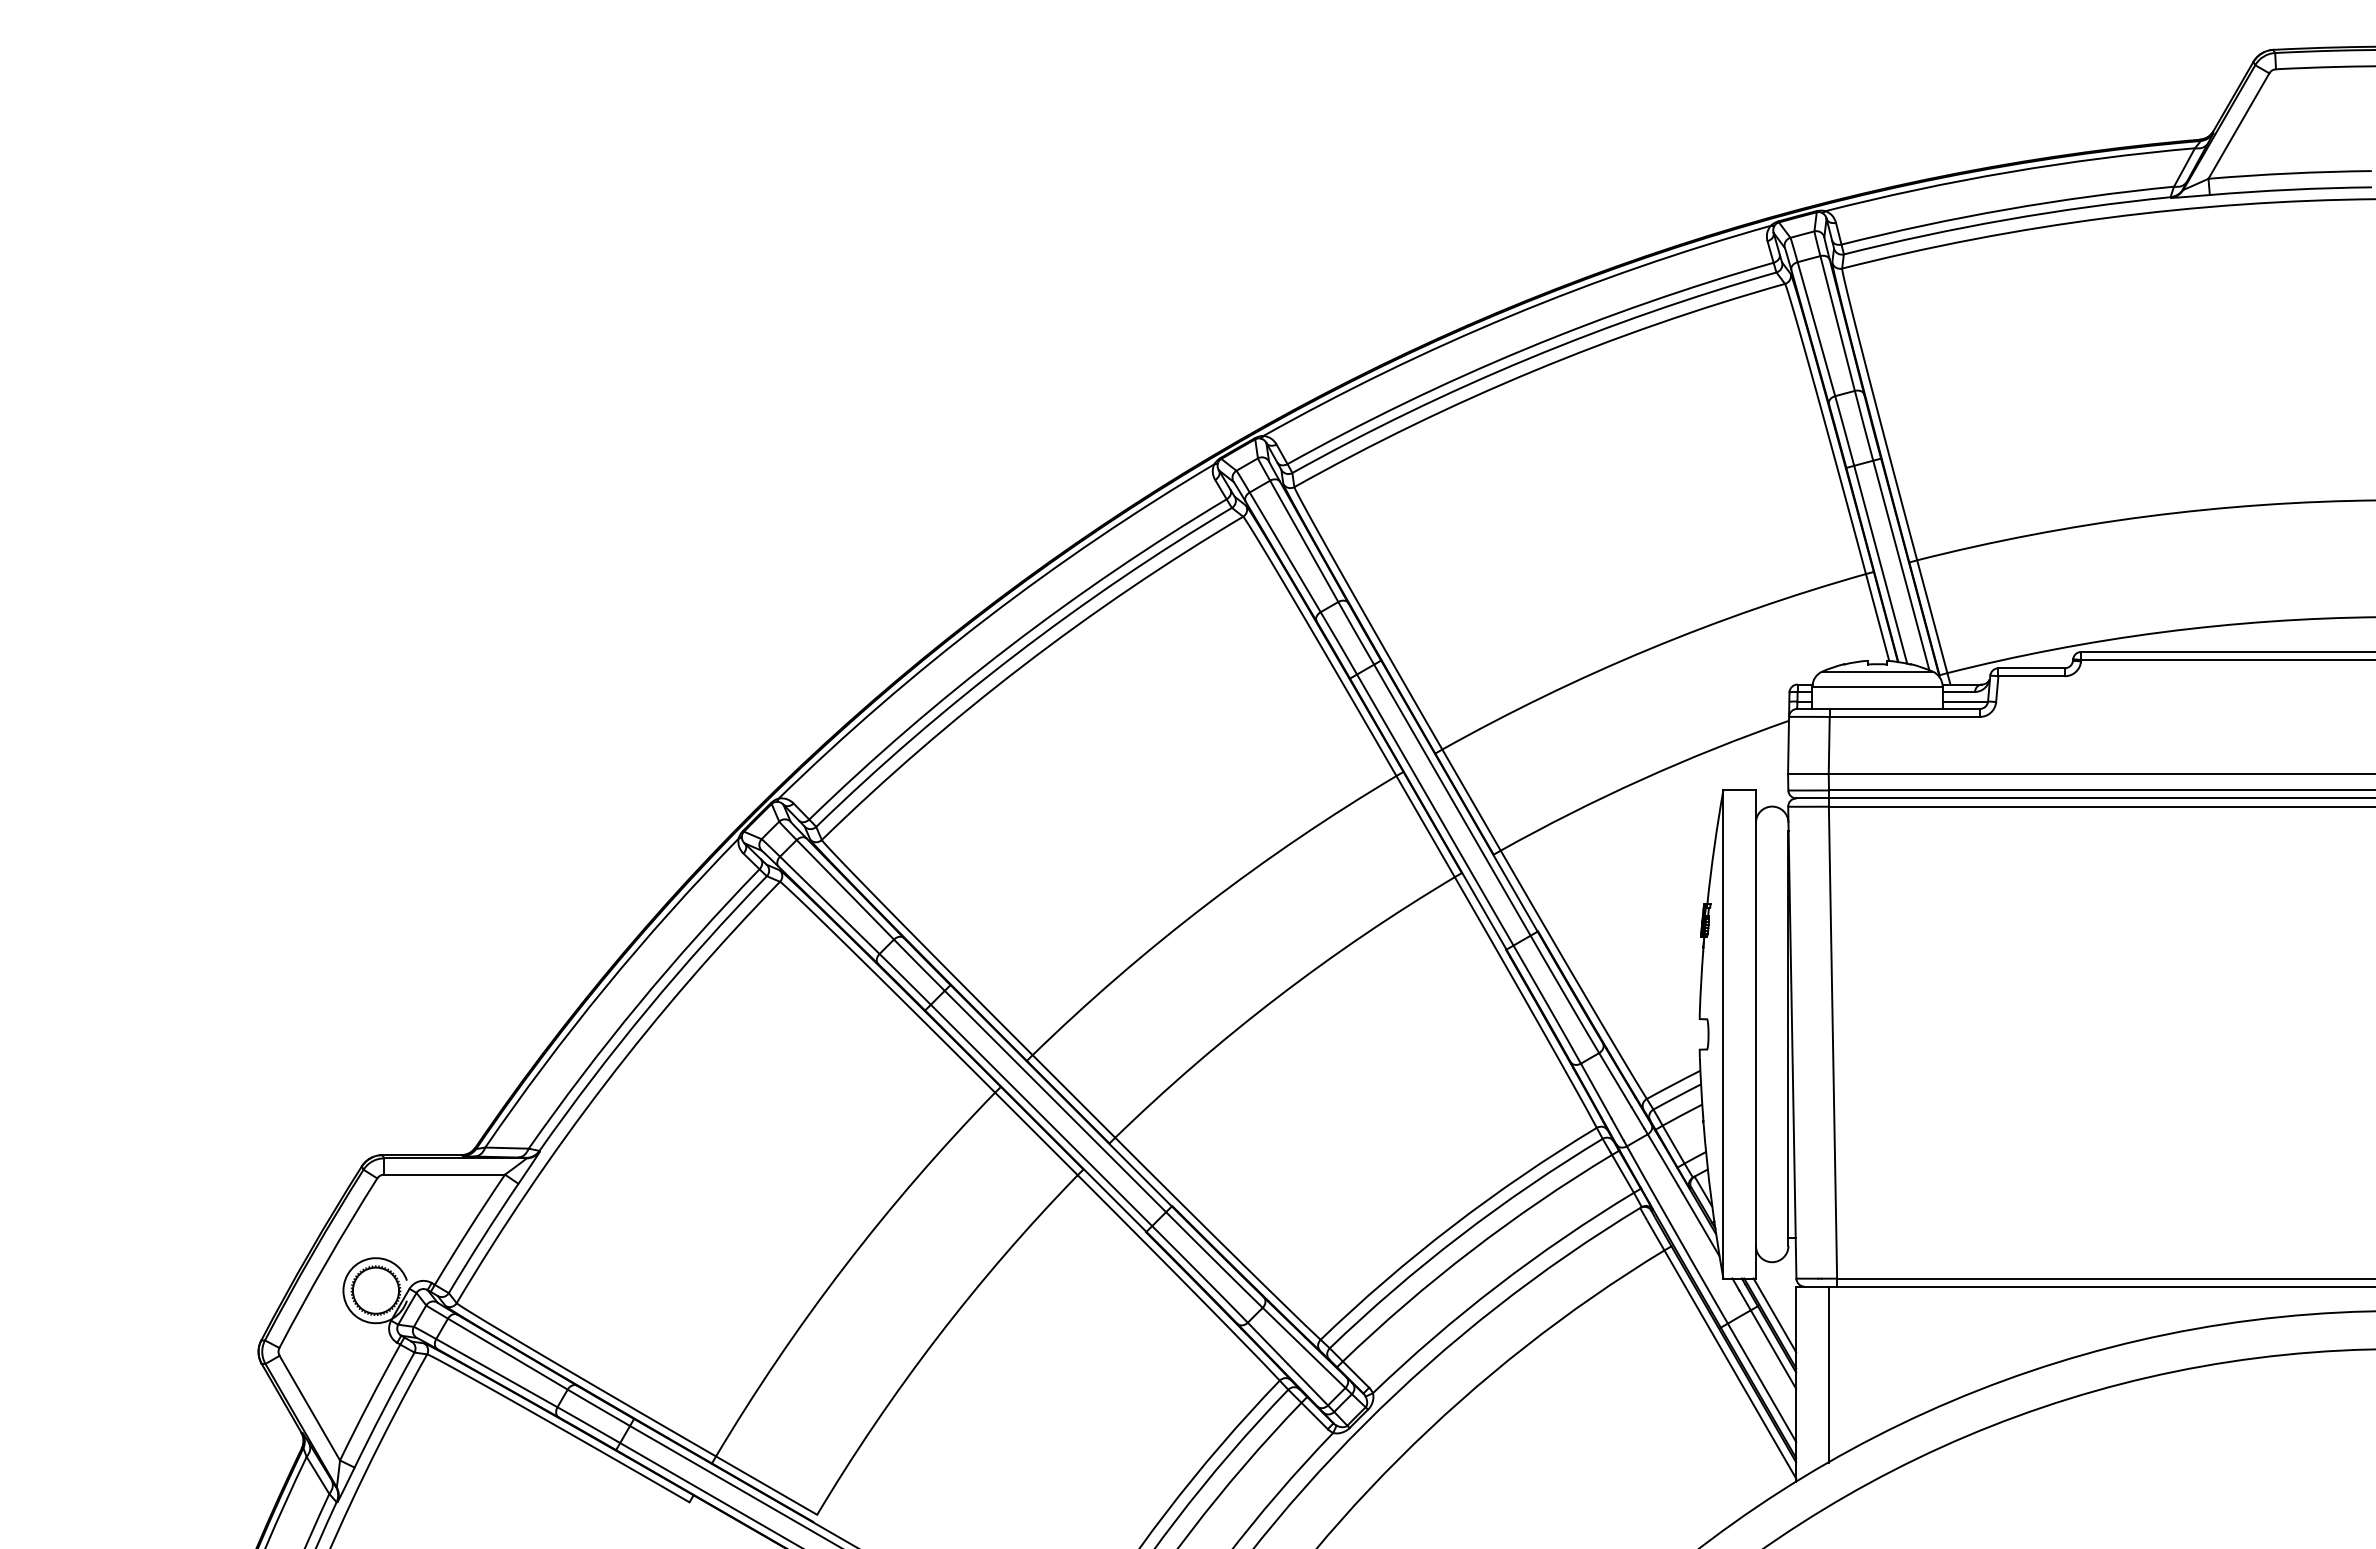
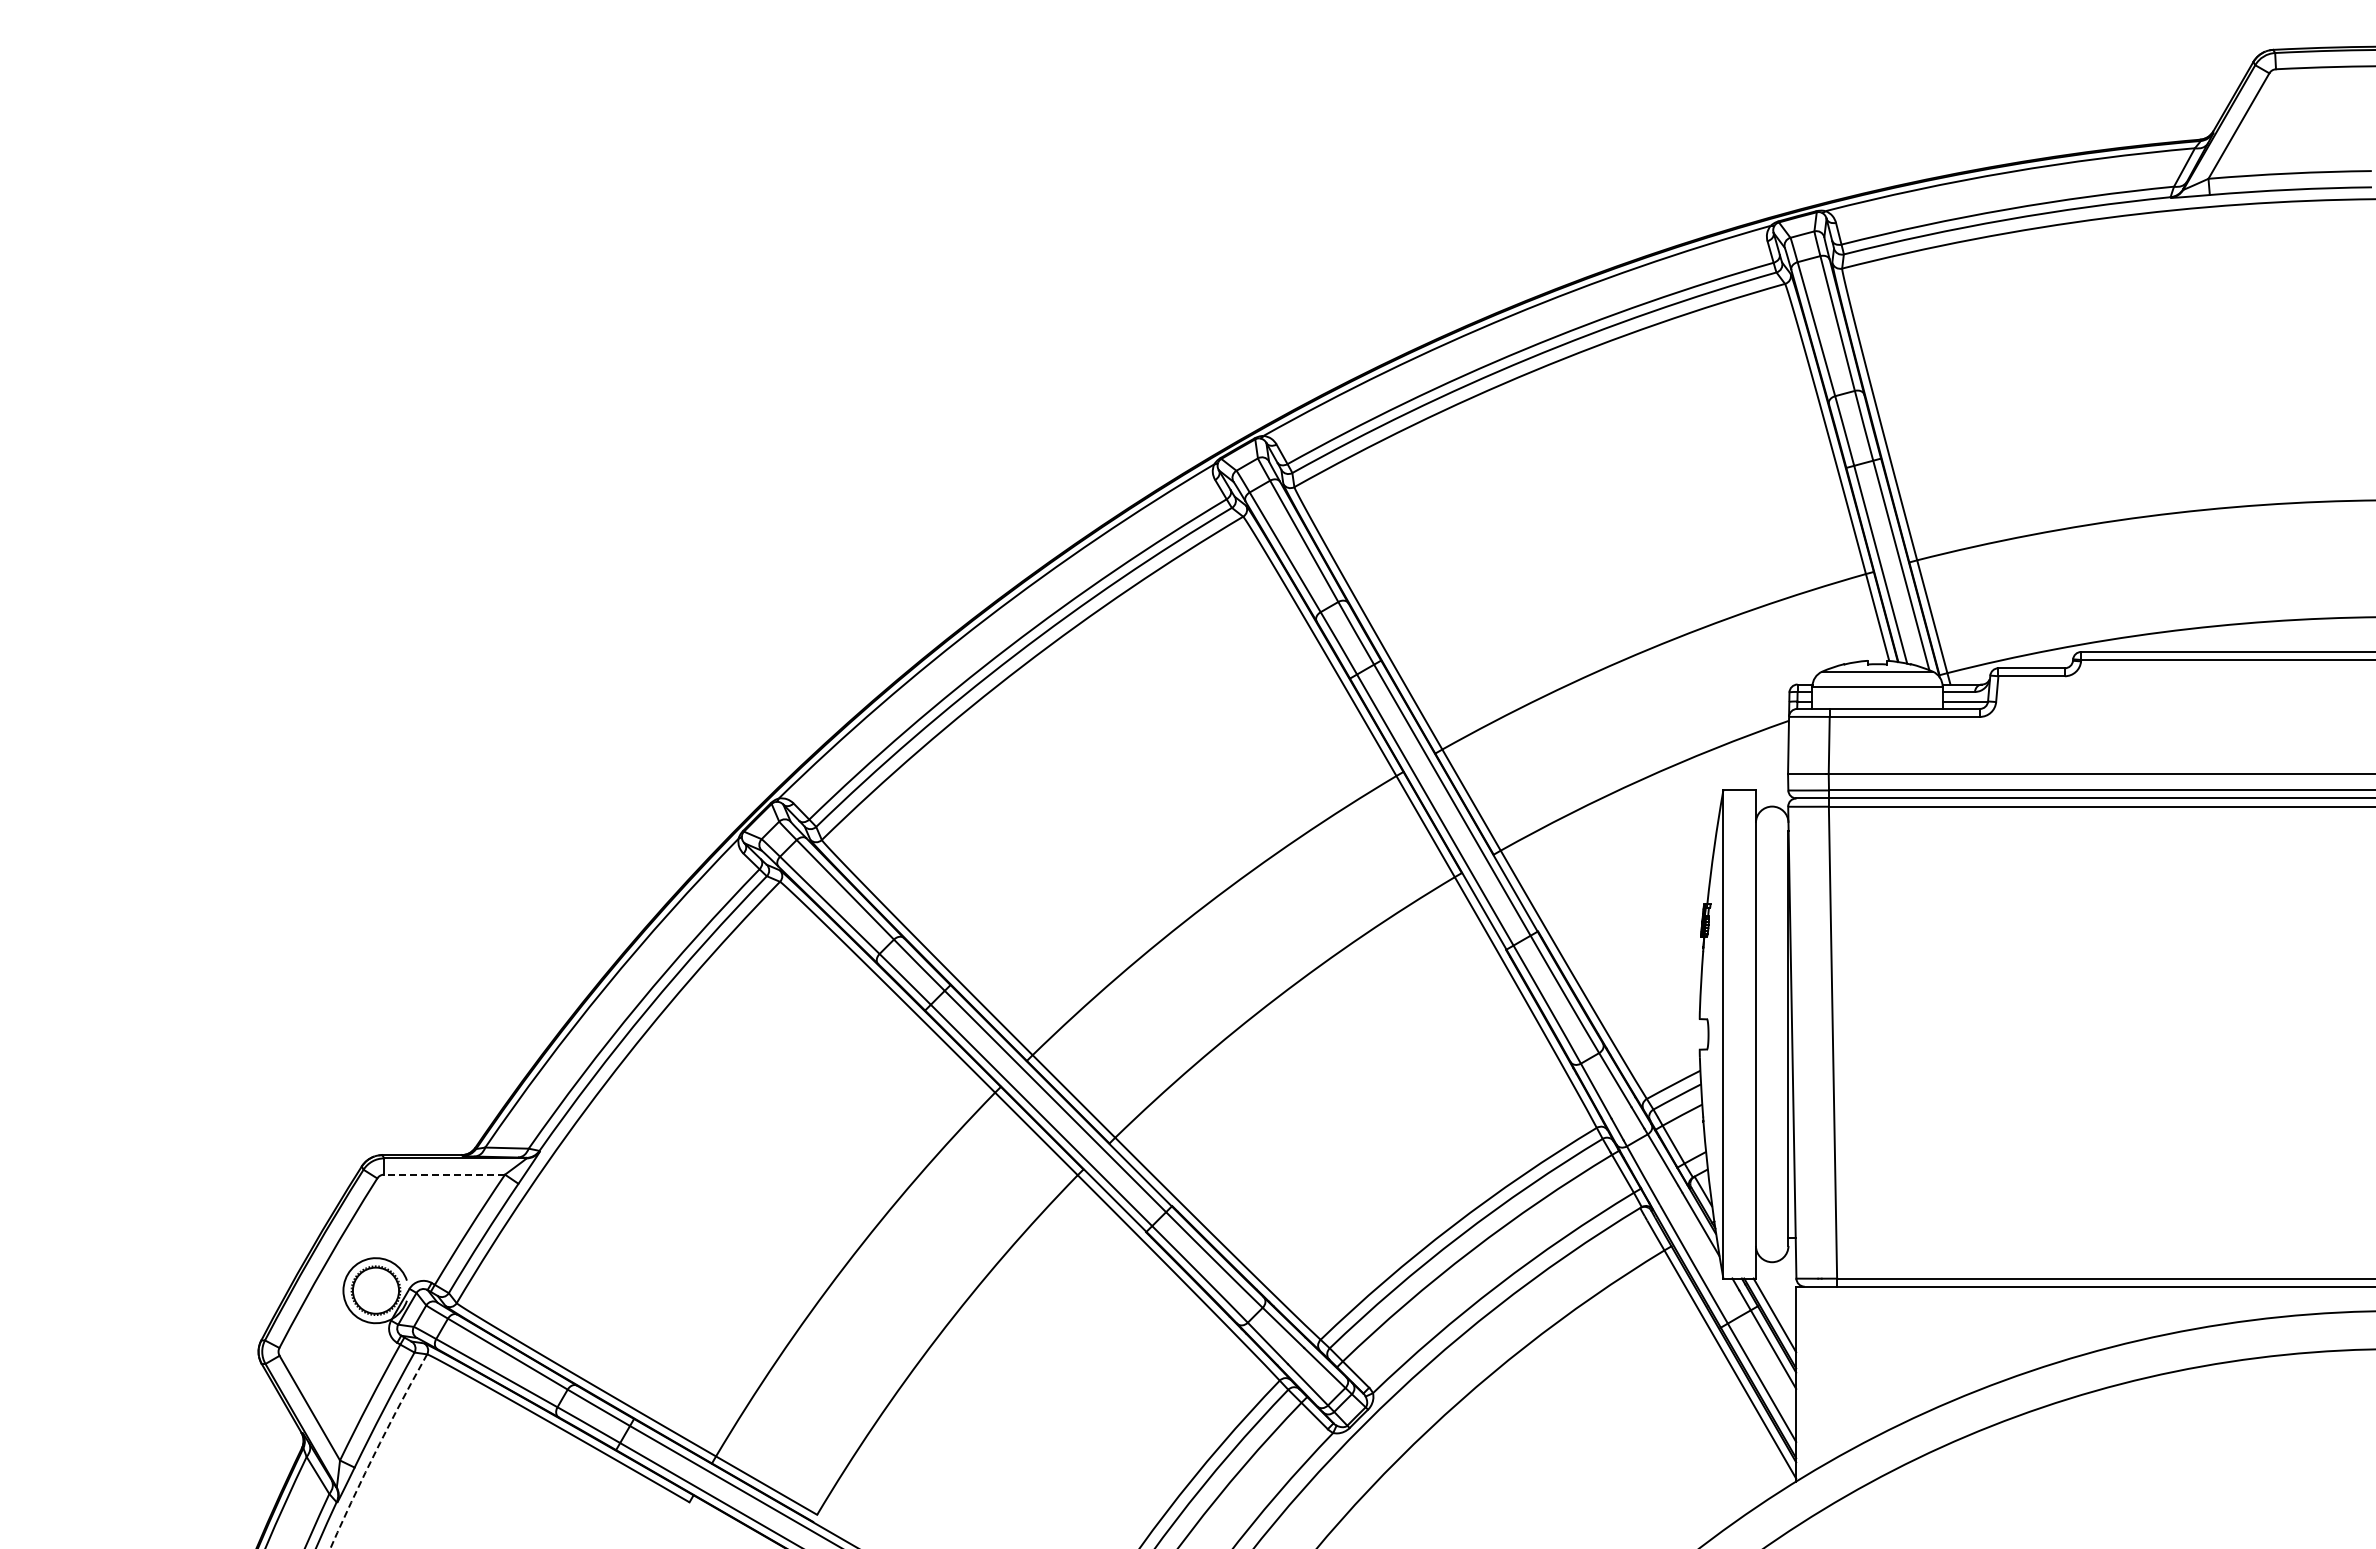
line: solid -> dashed (444, 1174)
line: present -> none (1828, 1374)
arc: solid -> dashed (376, 1450)
